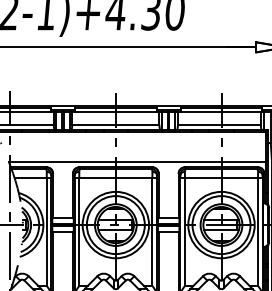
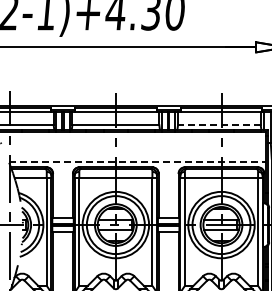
line: solid -> dashed (218, 125)
line: solid -> dashed (137, 161)
